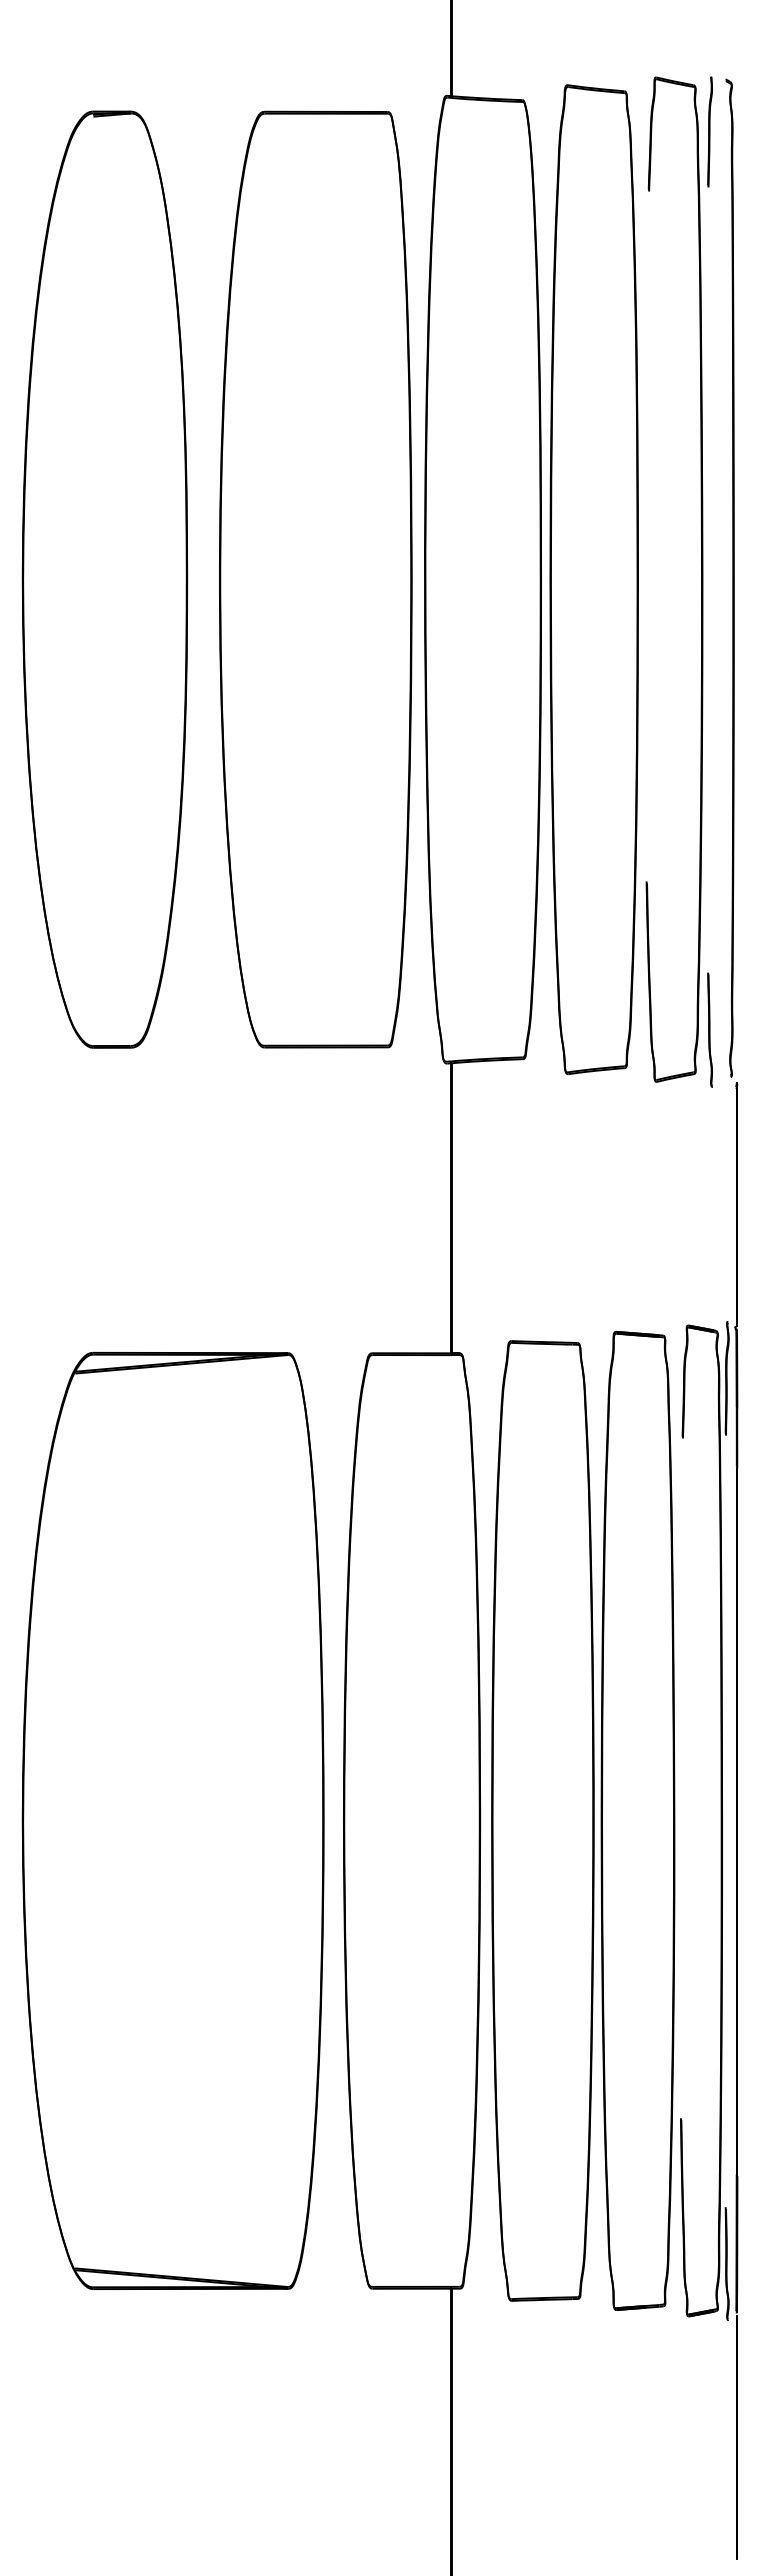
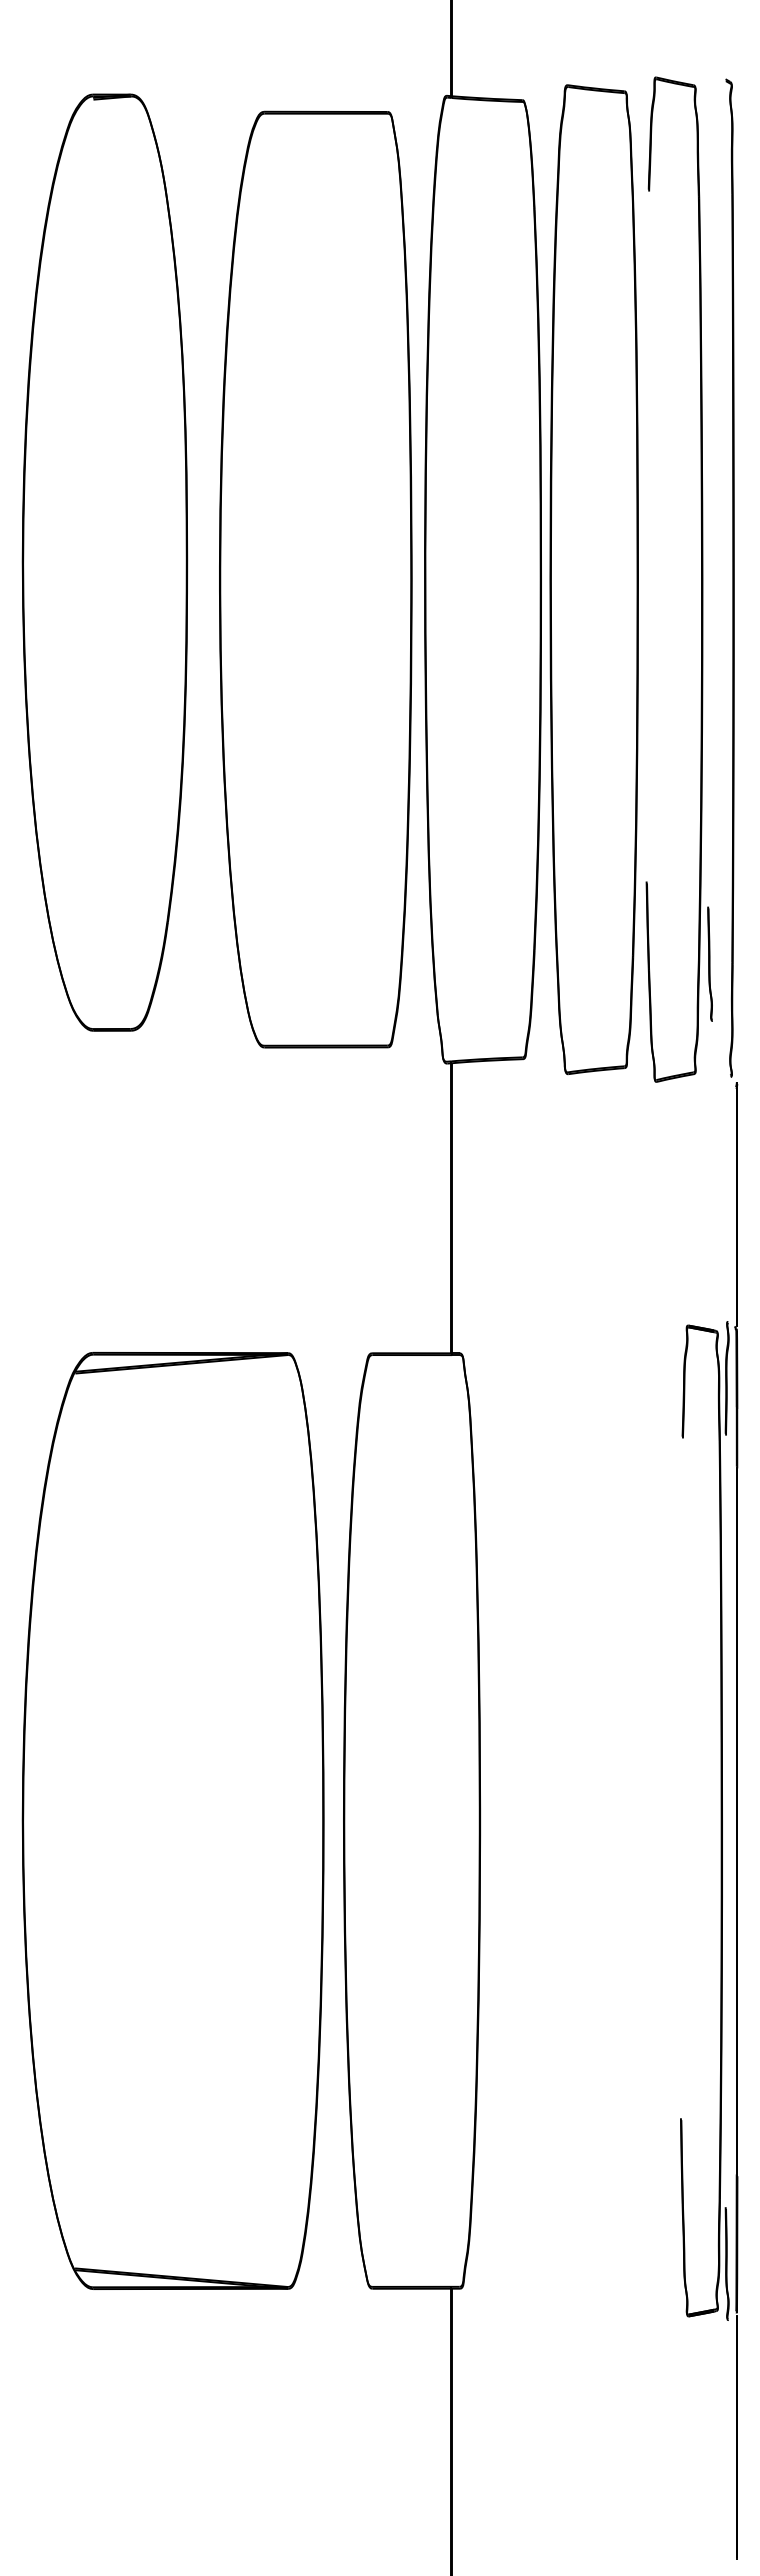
line: present -> none (709, 131)
part position: (104, 579) -> (104, 562) (104, 562)
line position: (709, 1029) -> (709, 963) (709, 963)
part: present -> none (583, 1820)
